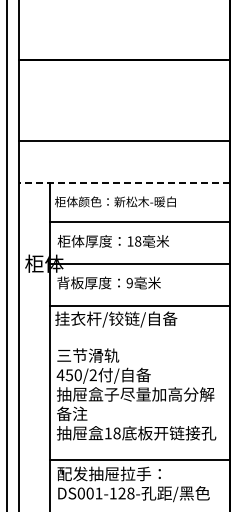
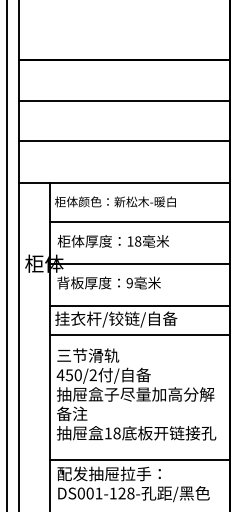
line: none -> present (124, 100)
line: dashed -> solid (124, 183)
line: none -> present (139, 334)
